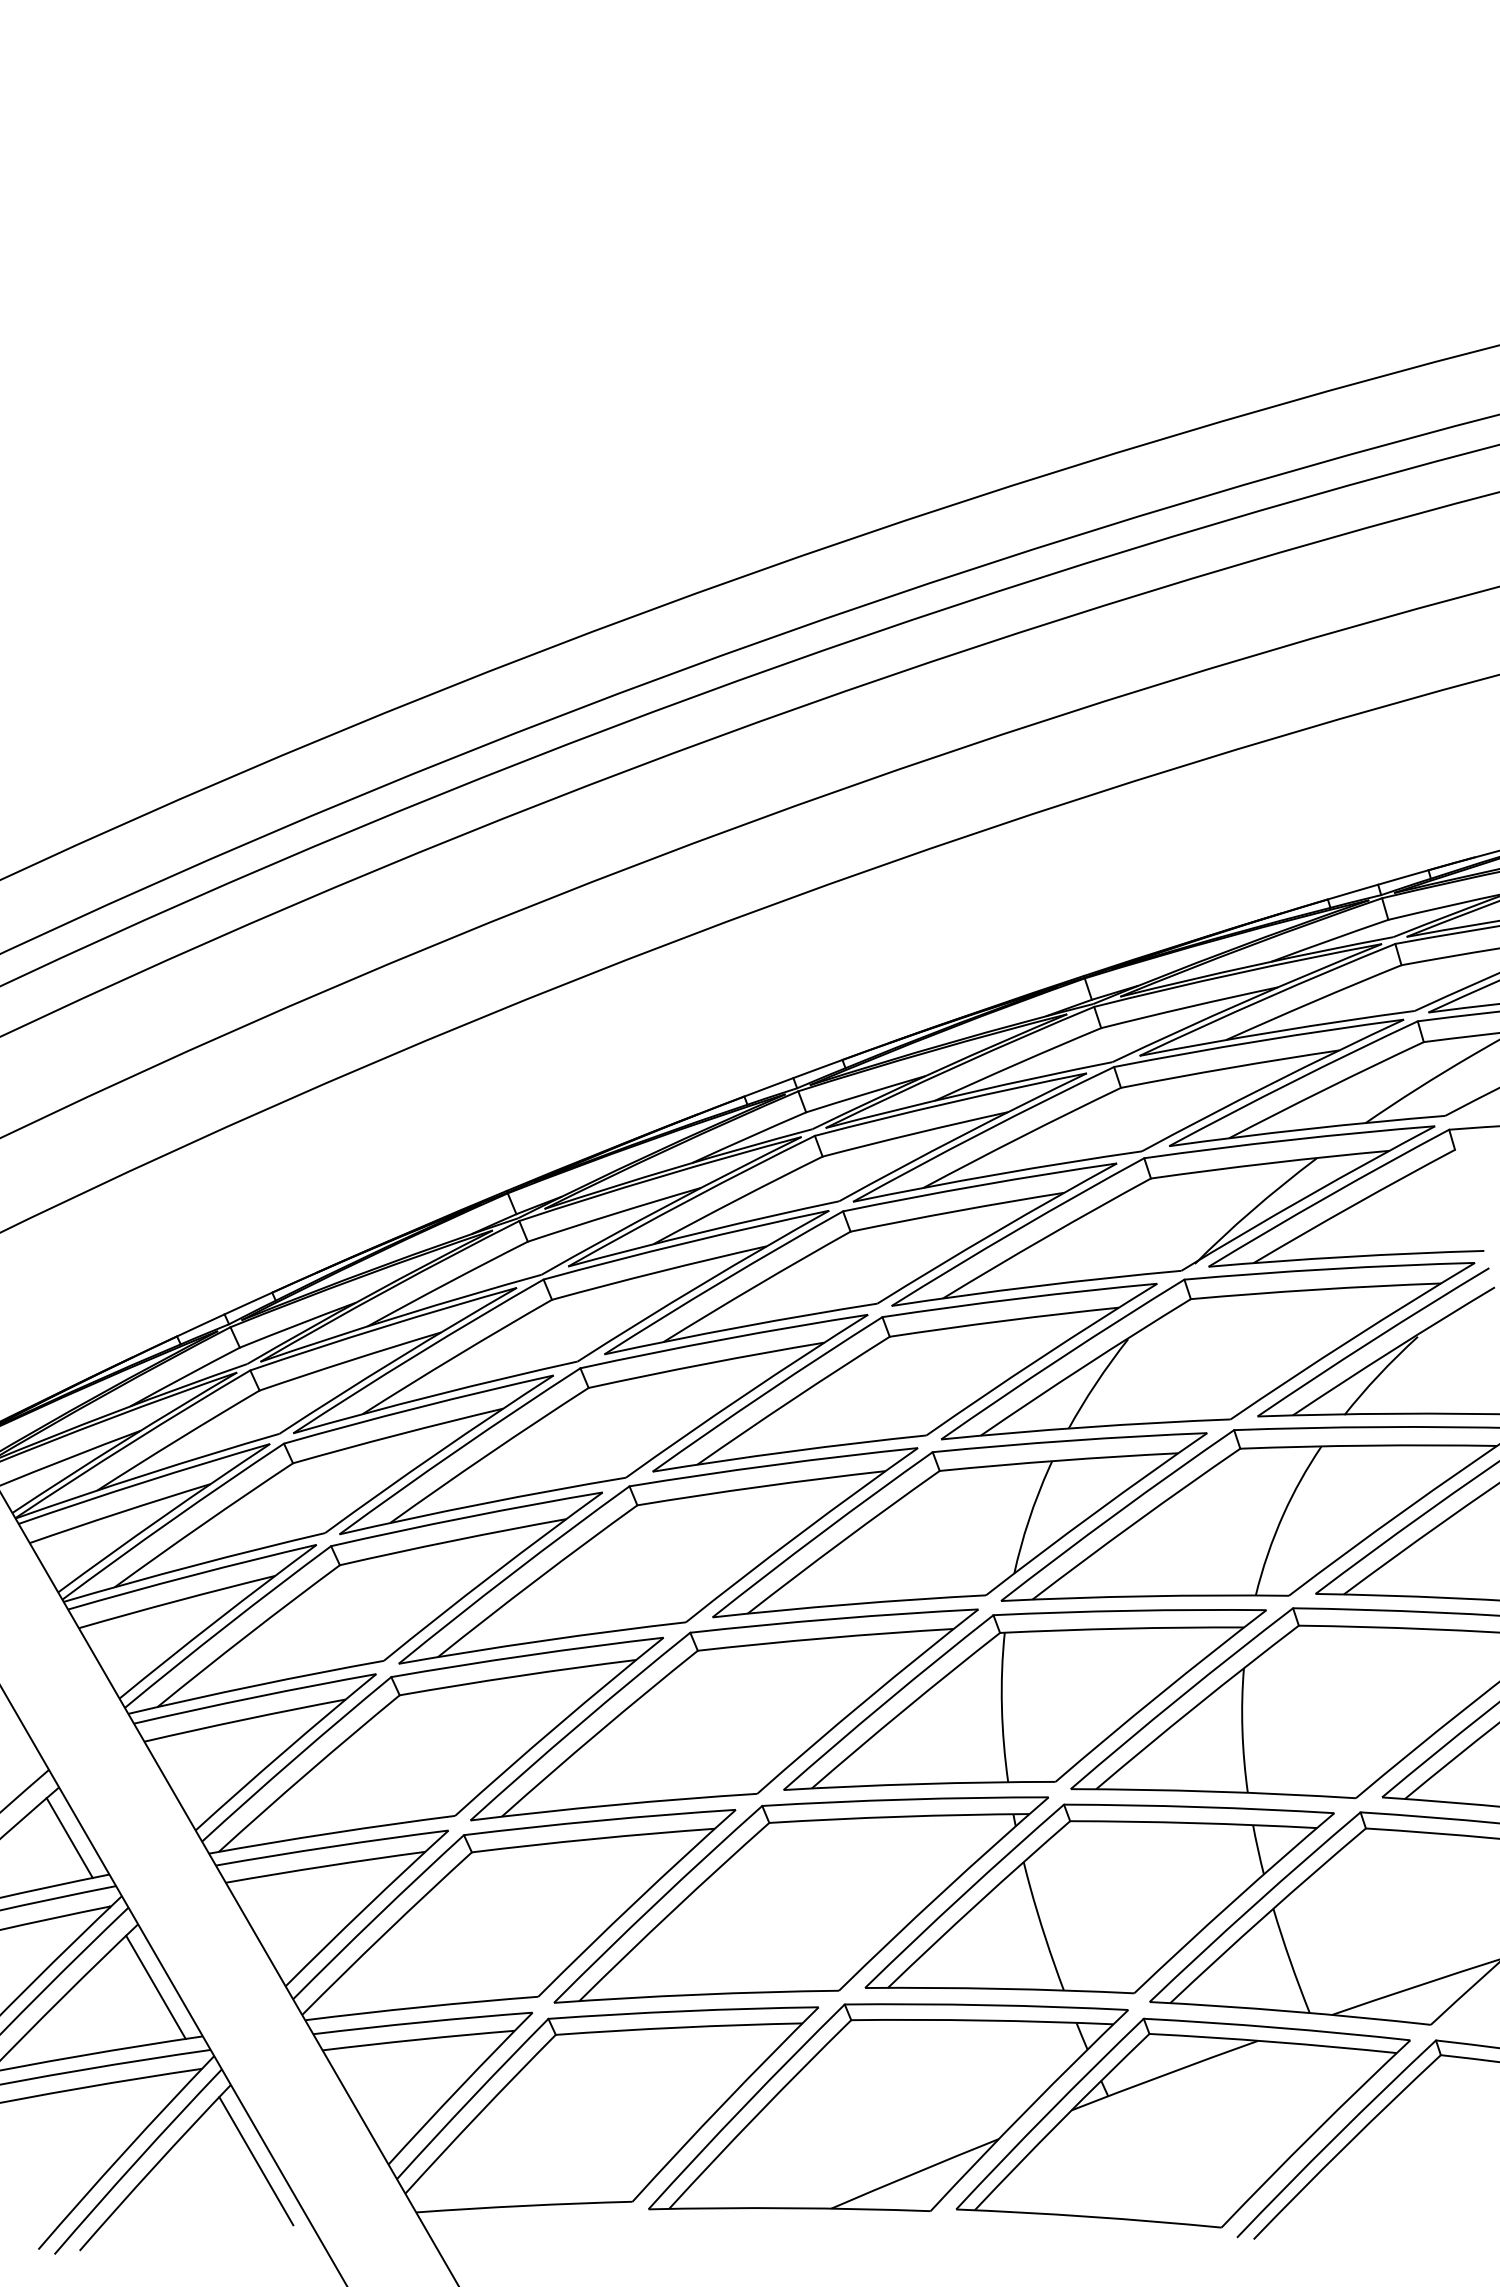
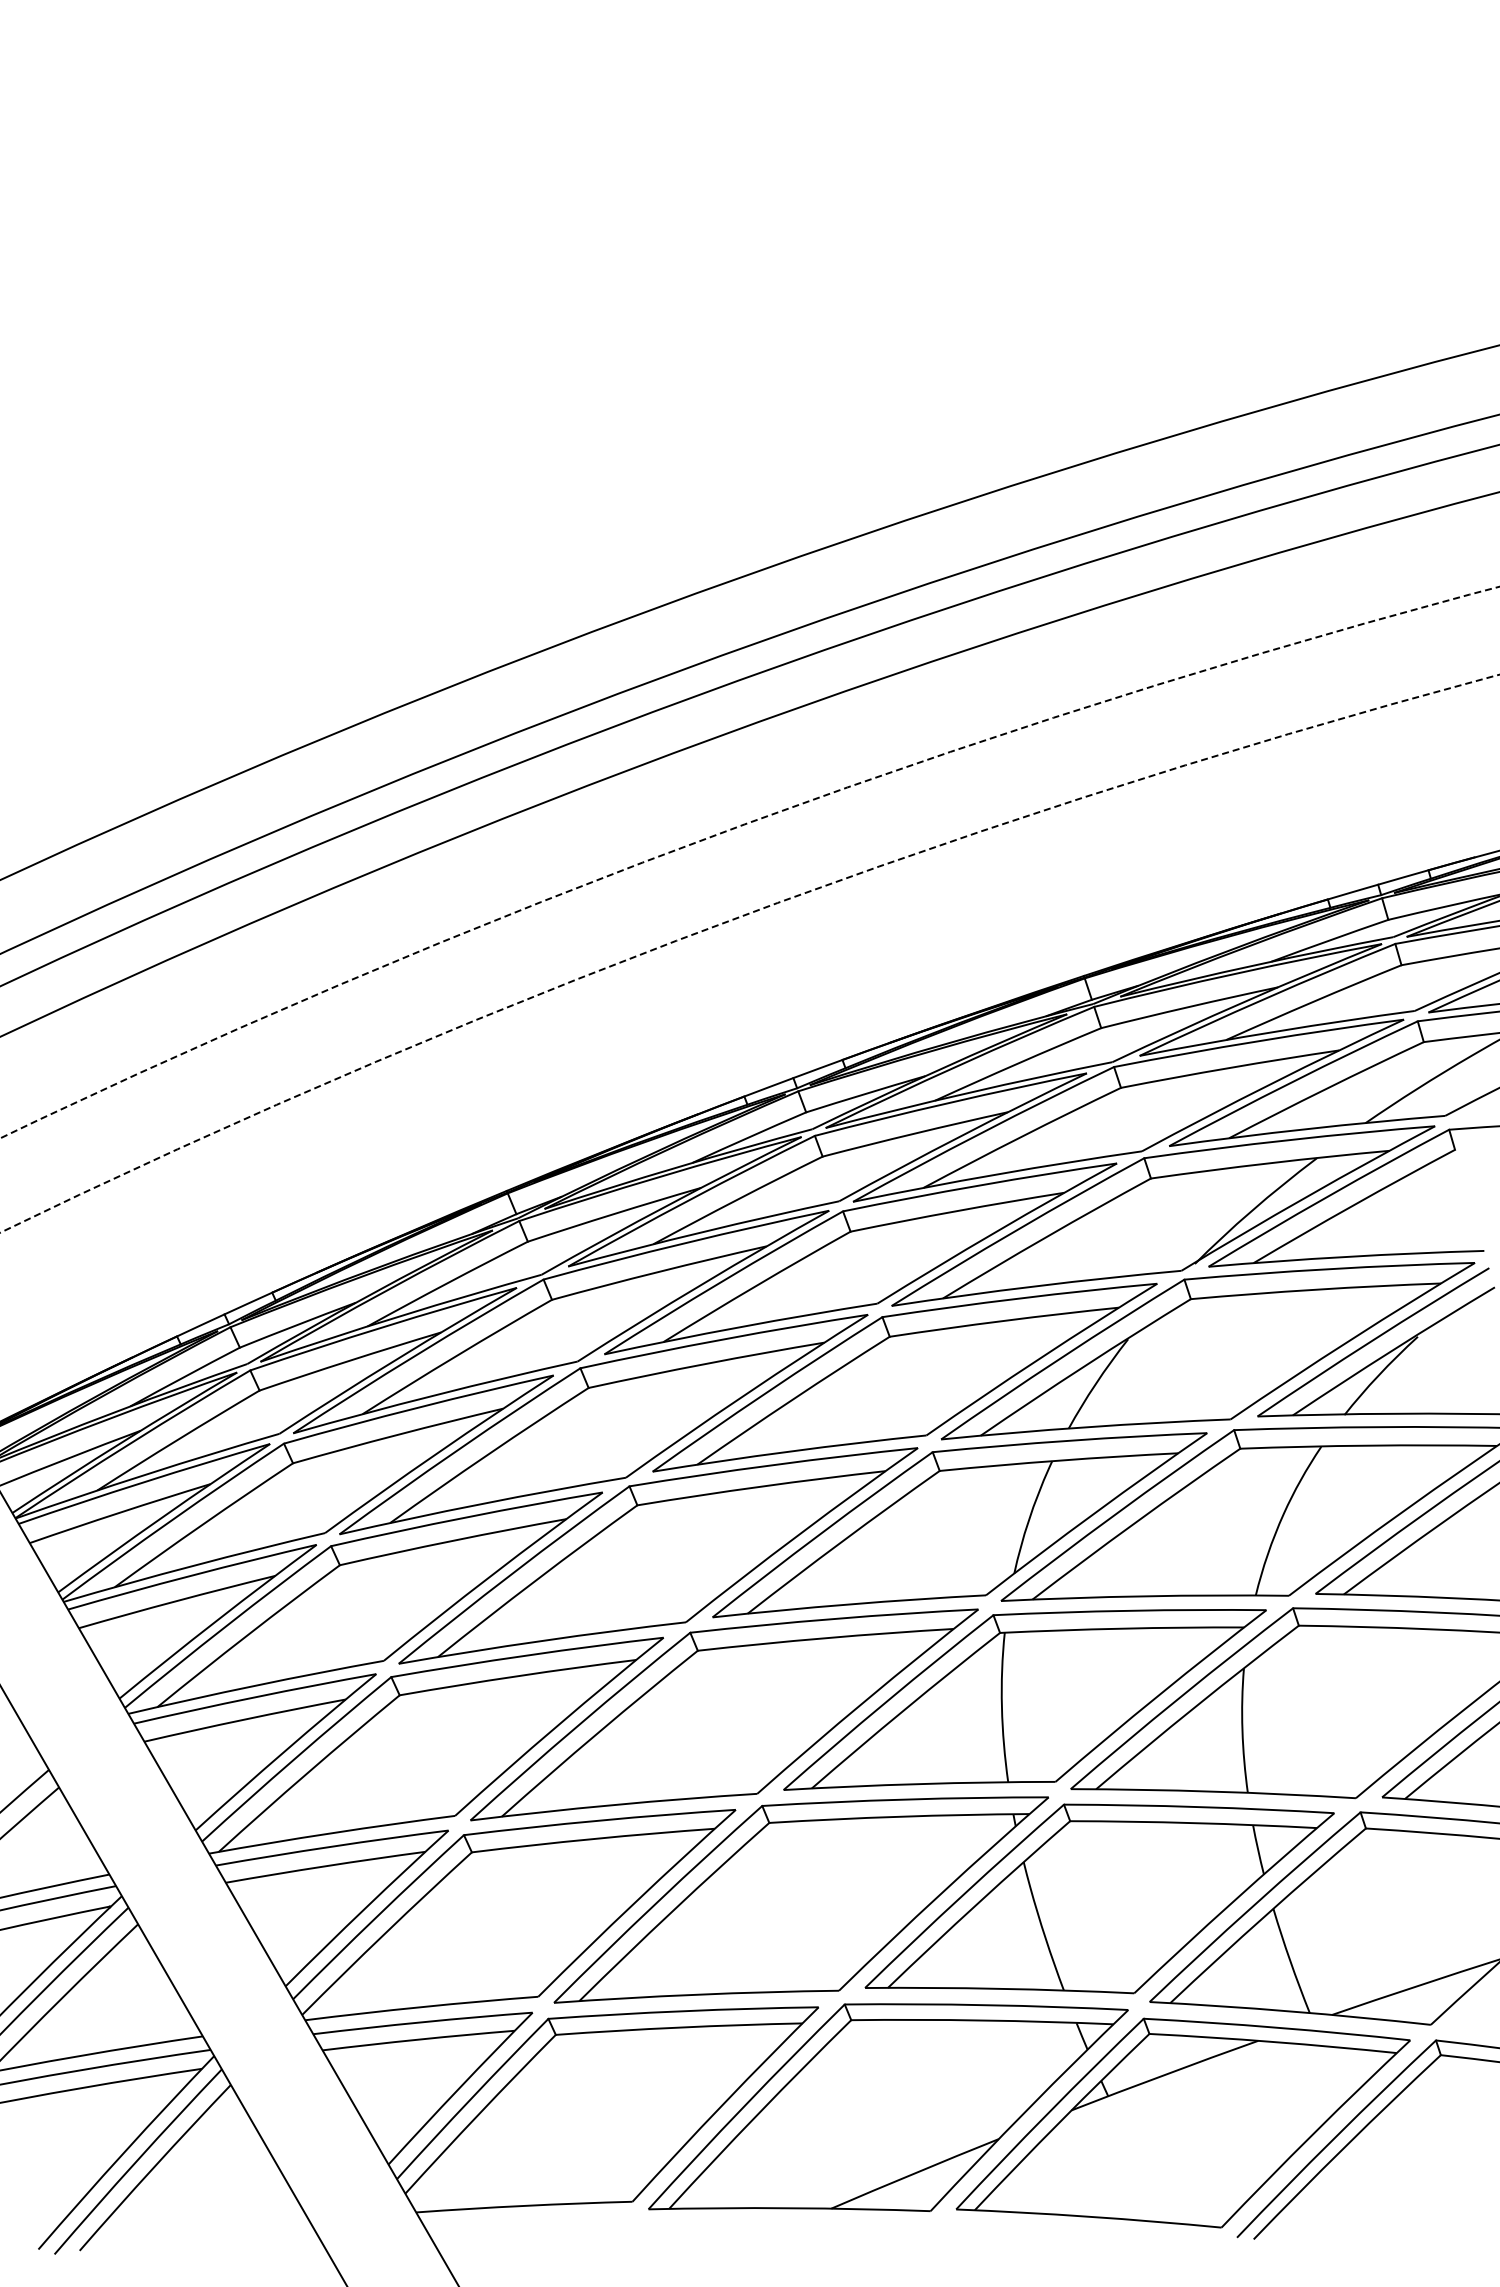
arc: solid -> dashed (736, 827)
arc: solid -> dashed (736, 918)
line: present -> none (69, 1837)
line: present -> none (155, 1986)
line: present -> none (256, 2161)
